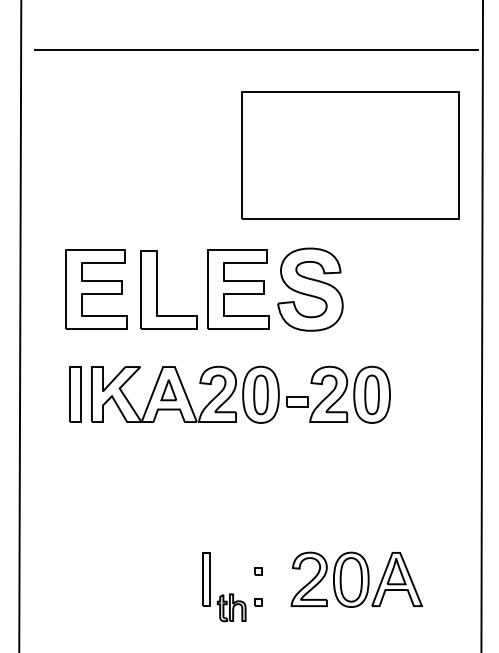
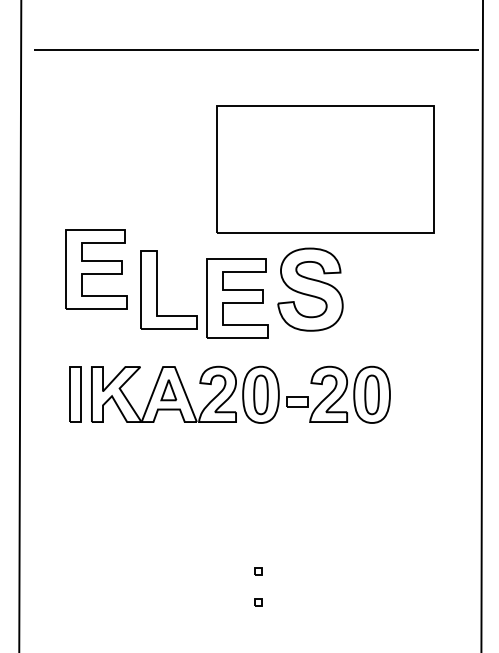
part position: (350, 155) -> (325, 169) (325, 169)
part position: (96, 289) -> (96, 269) (96, 269)
part position: (238, 289) -> (237, 298) (237, 298)
part: present -> none (356, 579)
part: present -> none (223, 594)
